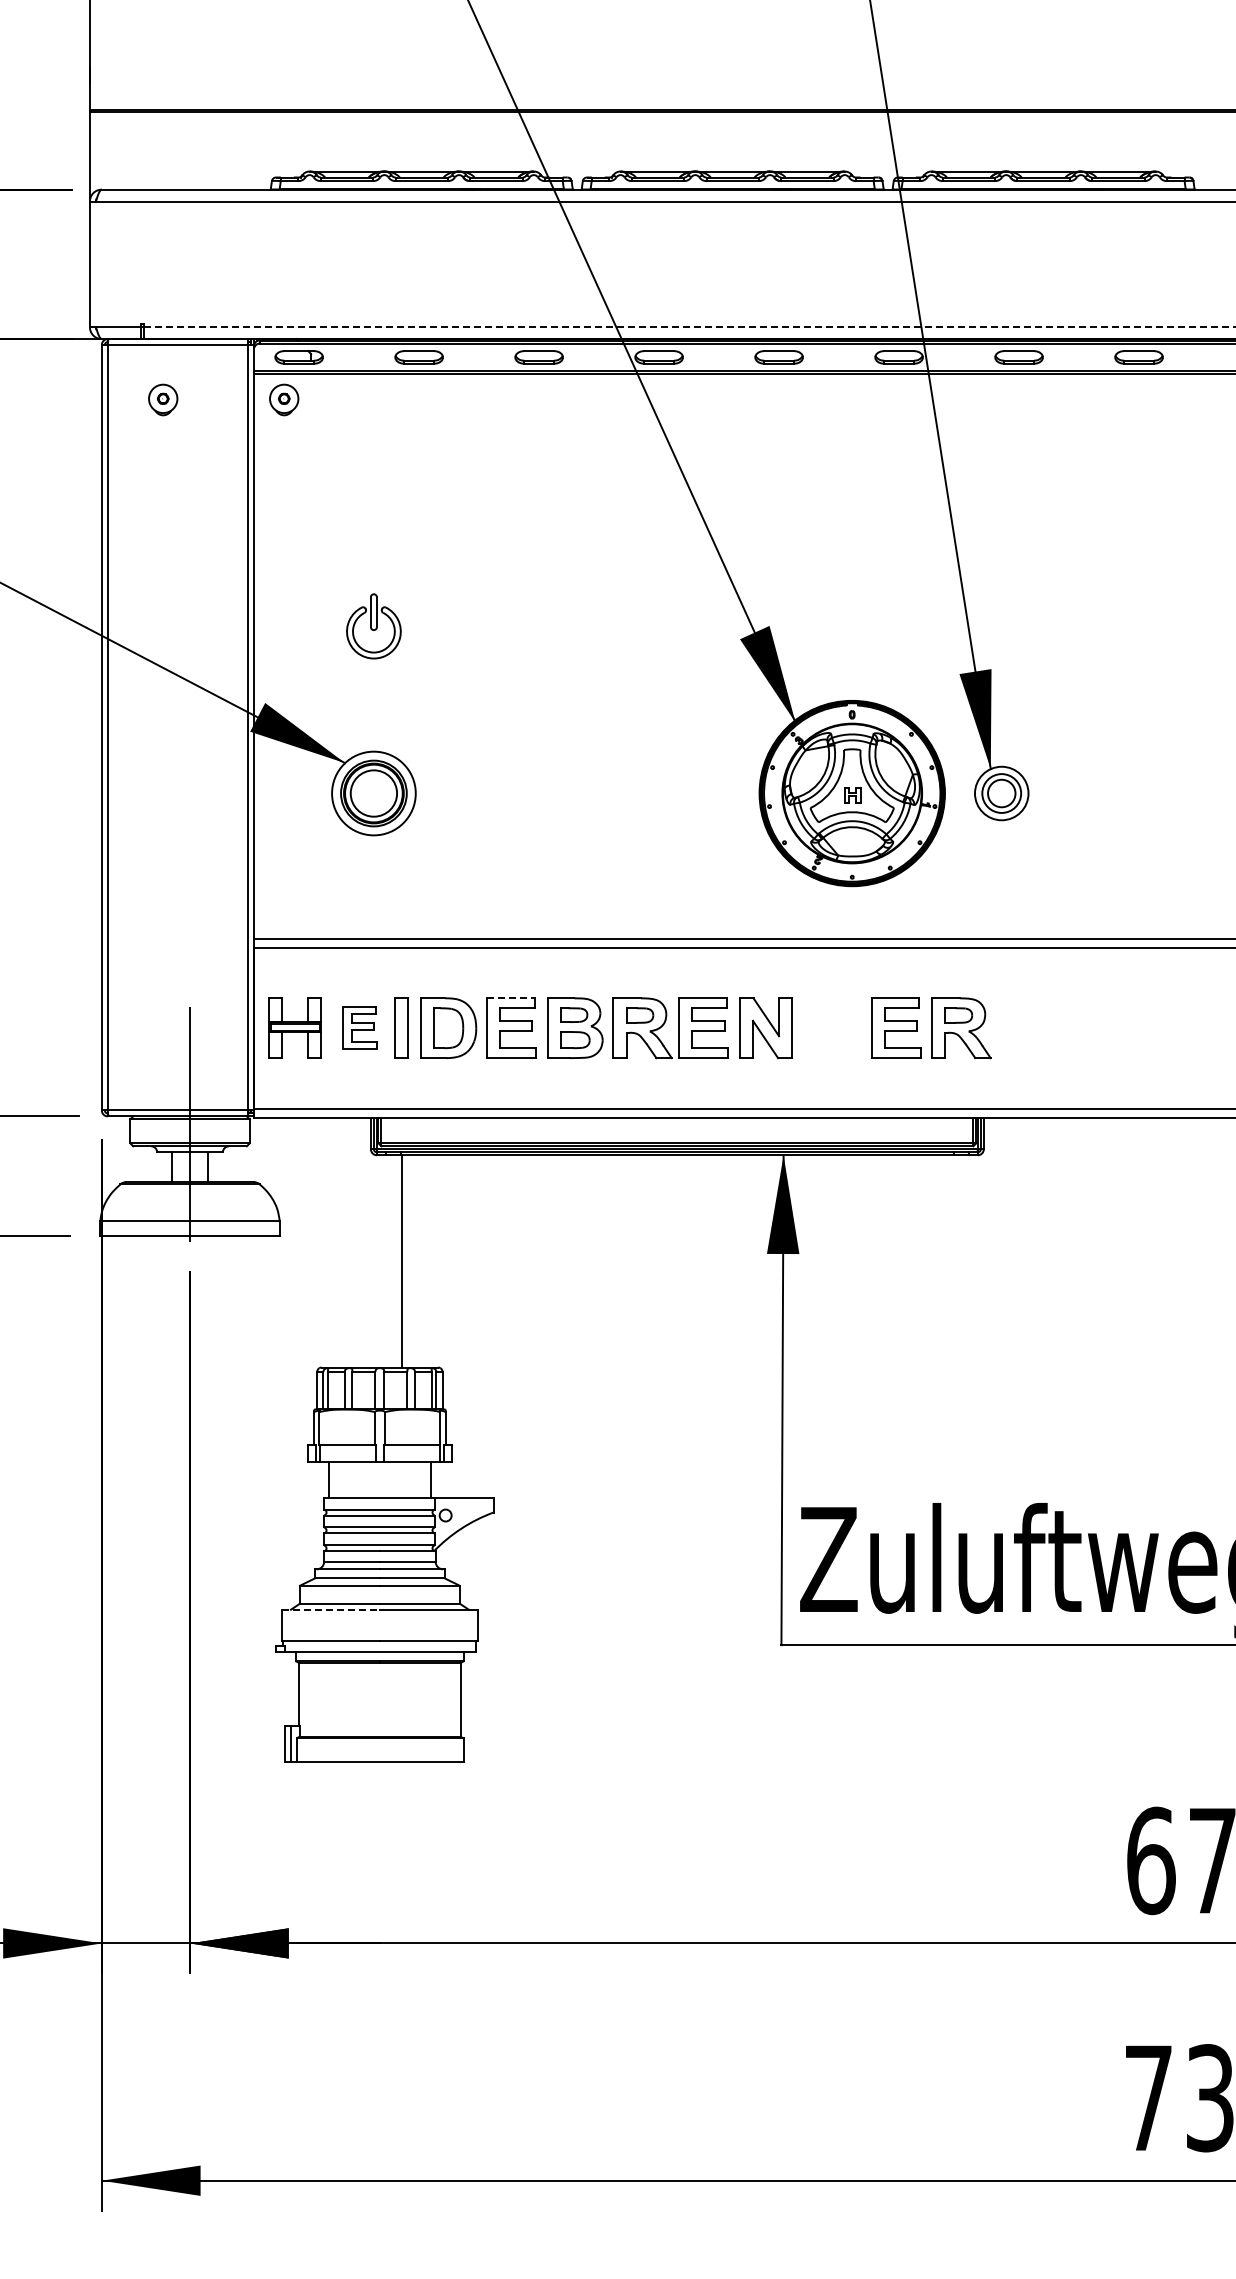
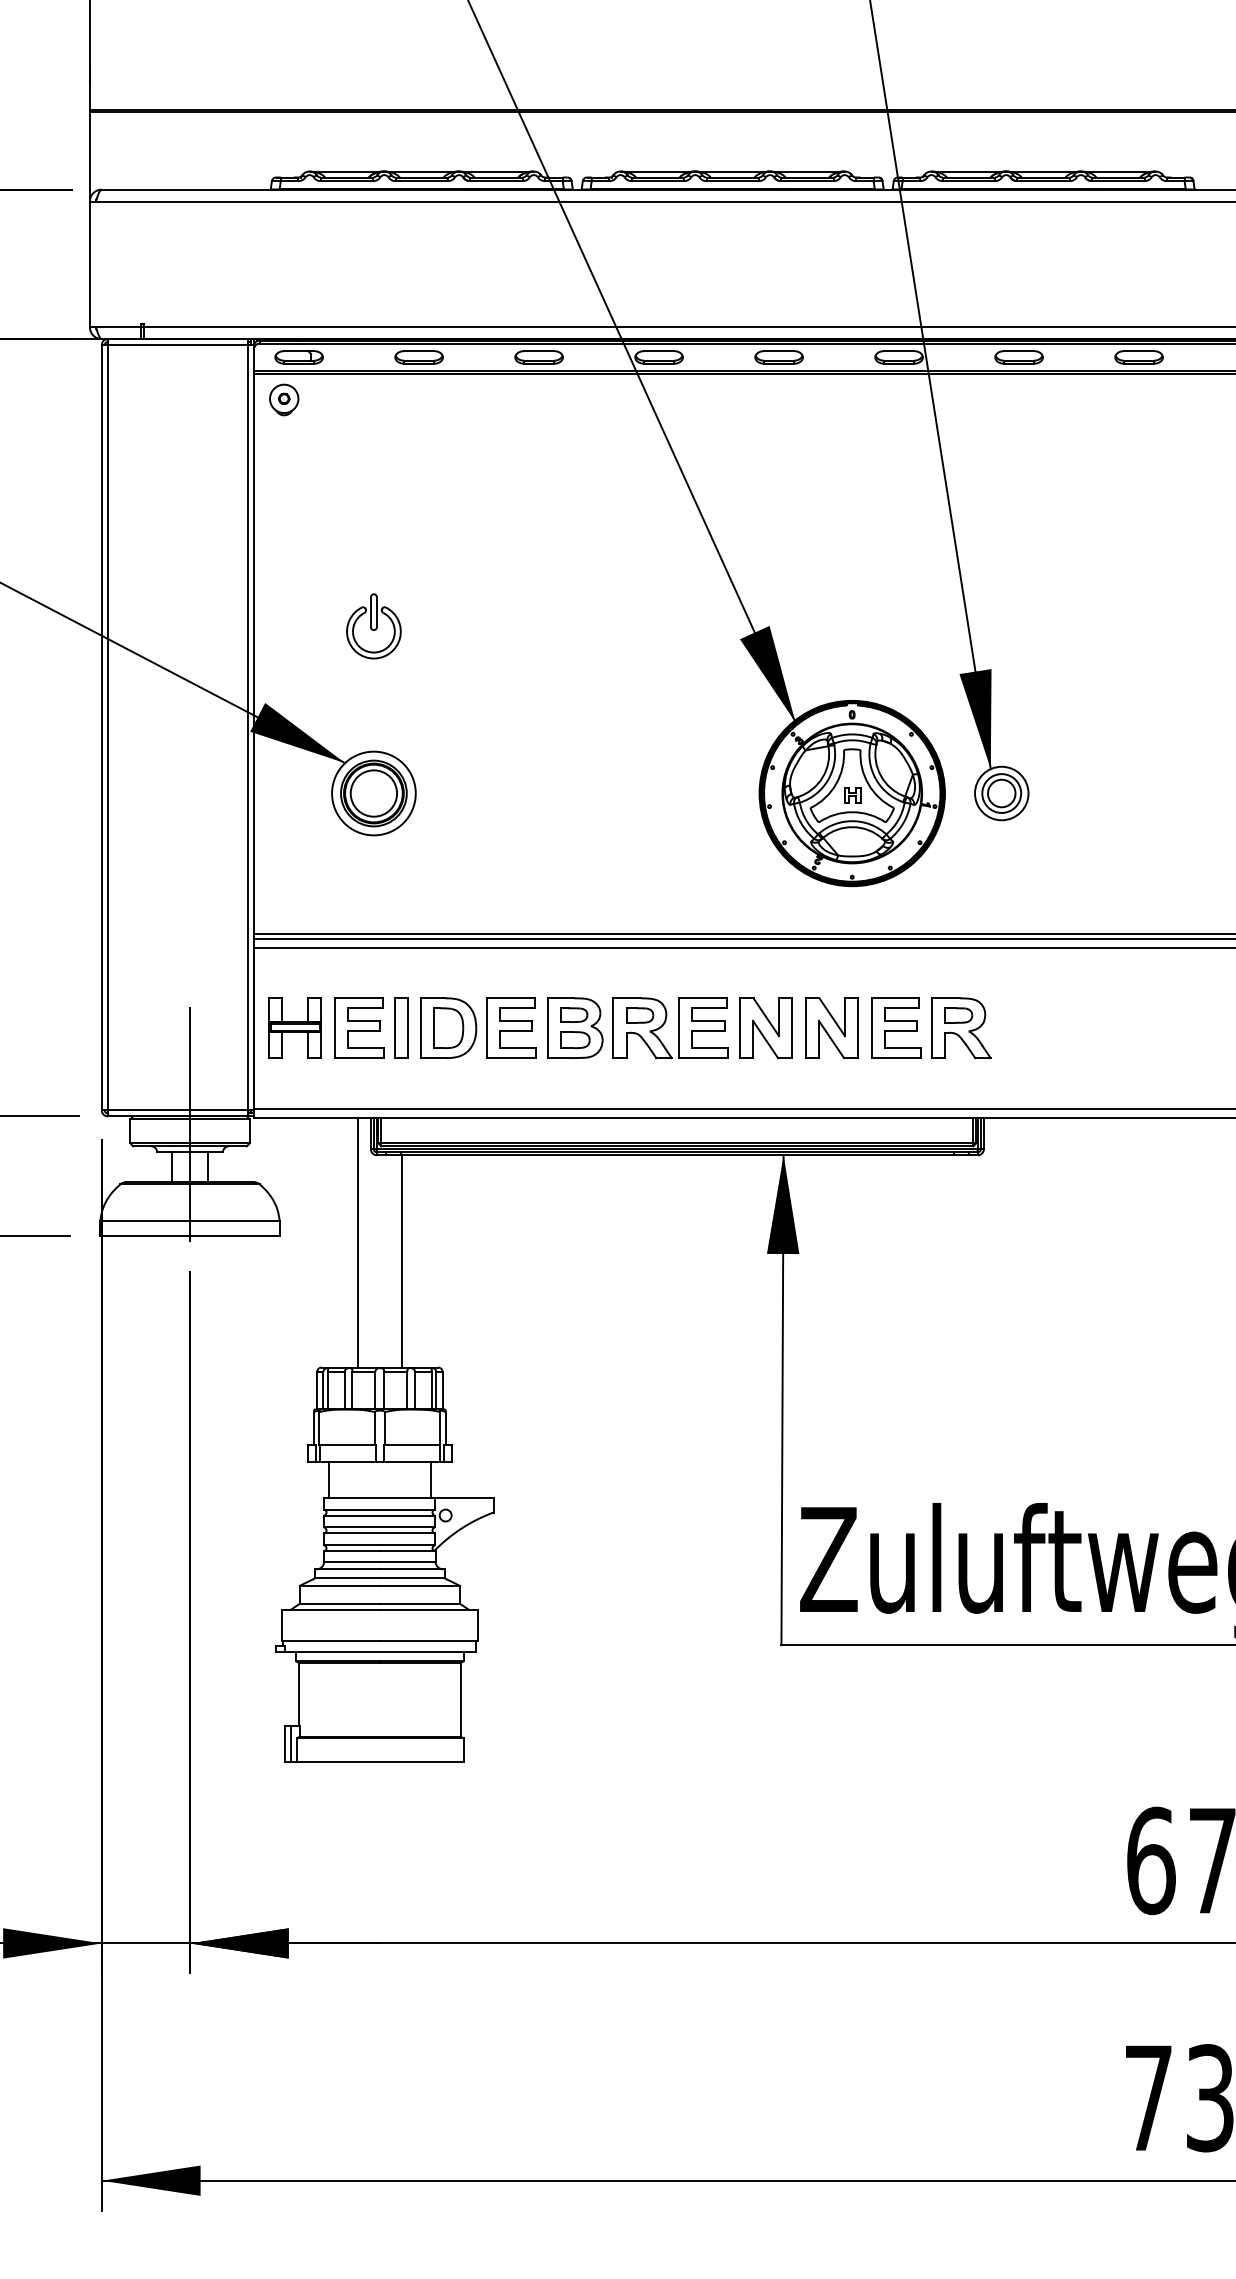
line: dashed -> solid (689, 327)
part: present -> none (163, 399)
line: none -> present (743, 934)
line: dashed -> solid (510, 998)
part size: 36x44 px -> 51x62 px (359, 1027)
part: none -> present (831, 1028)
line: none -> present (358, 1242)
line: dashed -> solid (330, 1609)
